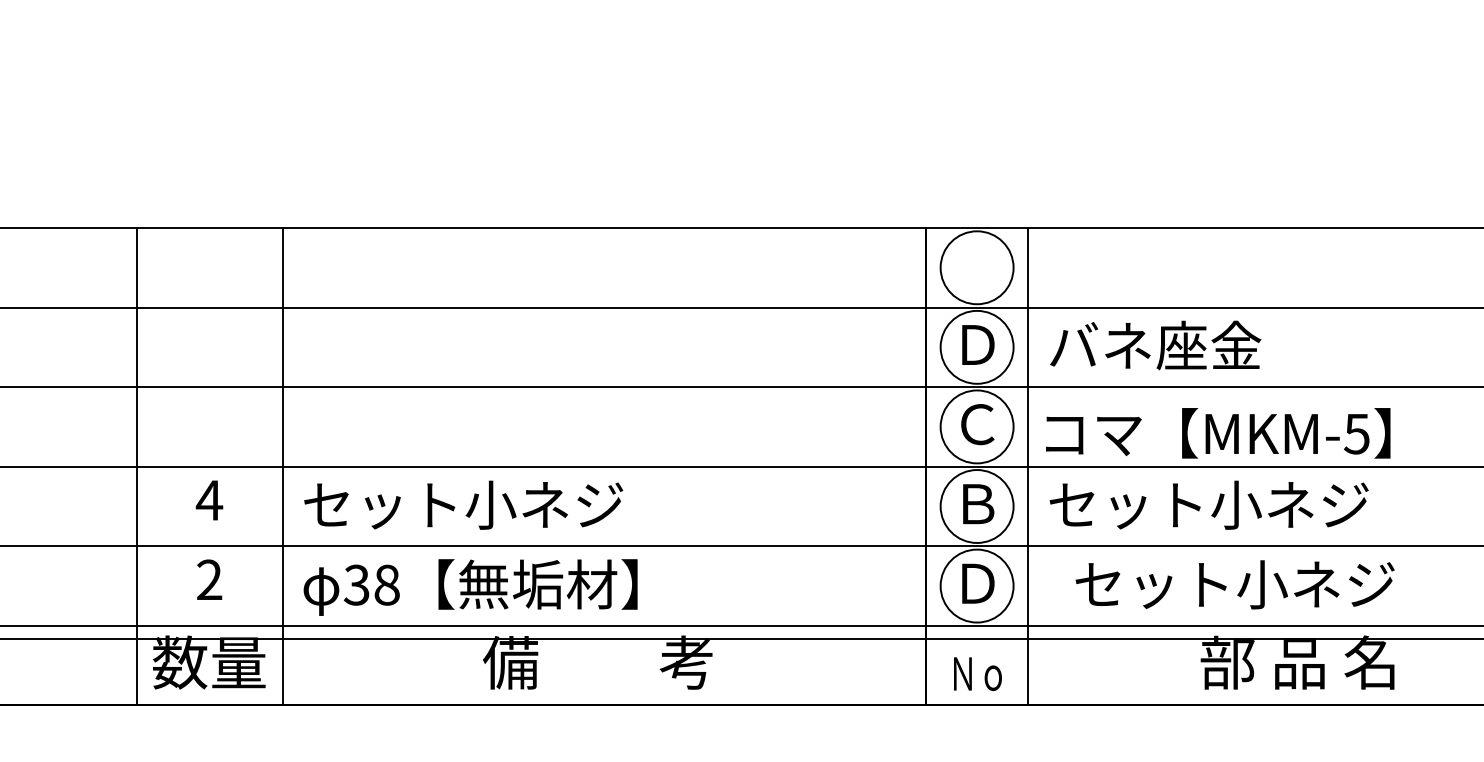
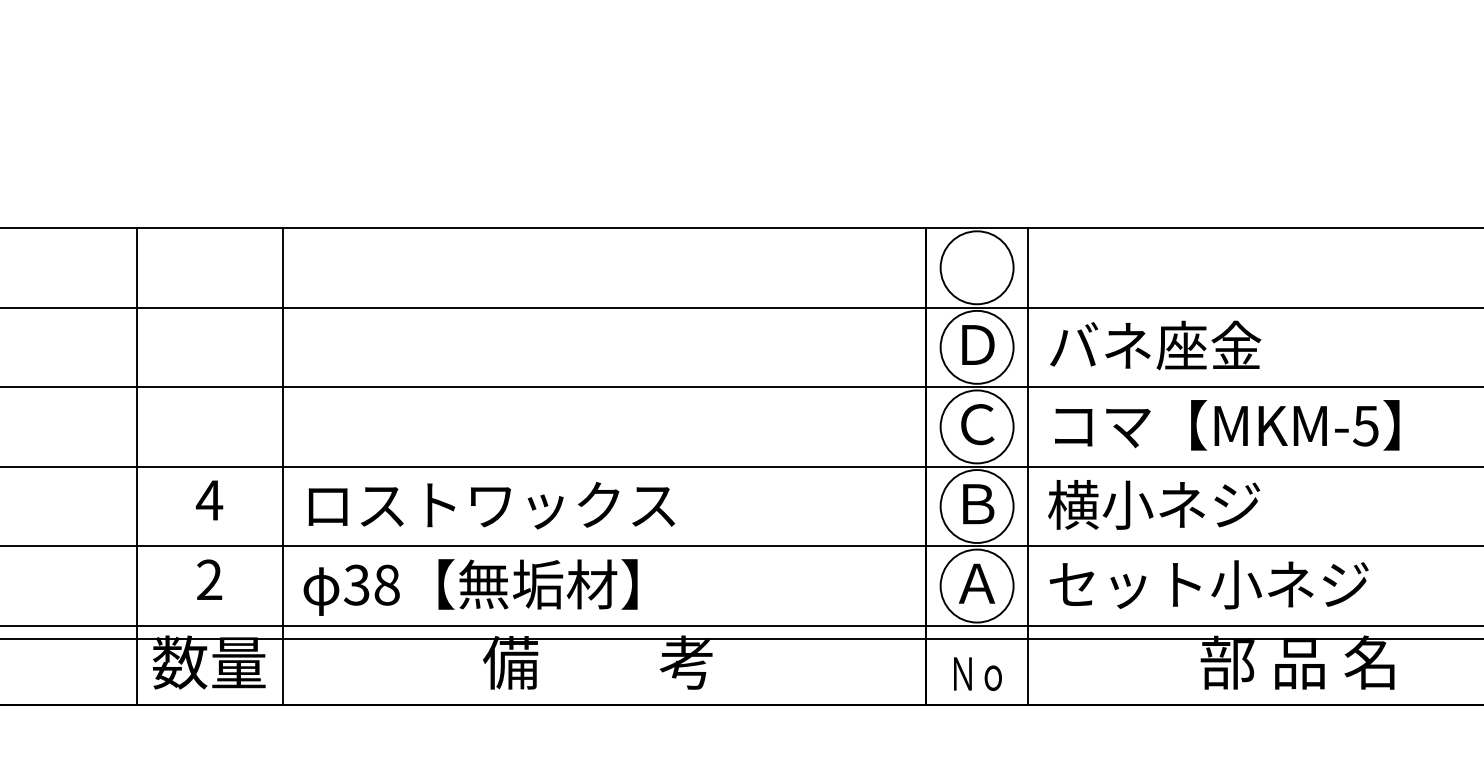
text position: (1218, 433) -> (1227, 425) (1227, 425)
text: セット小ネジ -> ロストワックス (489, 504)
text: セット小ネジ -> 横小ネジ (1208, 504)
text: Ｄ -> Ａ (976, 583)
text position: (1234, 584) -> (1208, 584) (1208, 584)
